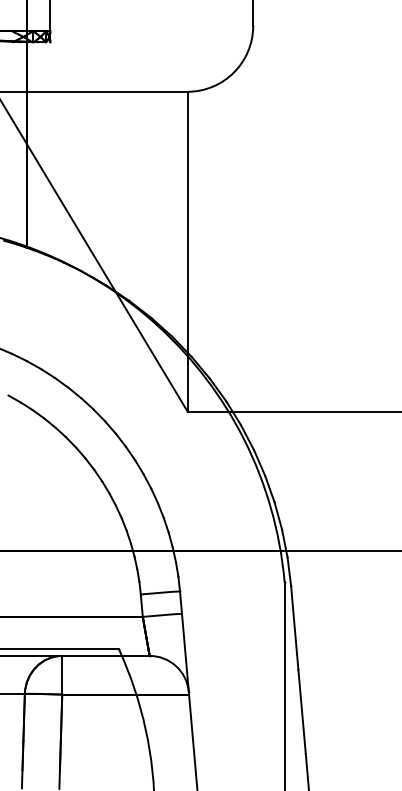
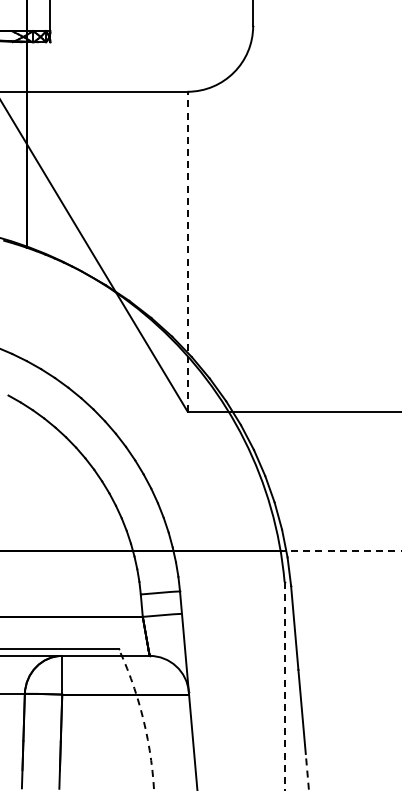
line: solid -> dashed (187, 251)
line: solid -> dashed (343, 550)
line: solid -> dashed (284, 686)
arc: solid -> dashed (142, 718)
line: solid -> dashed (307, 771)
